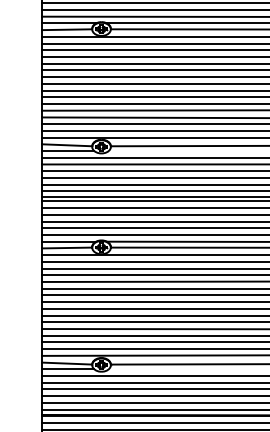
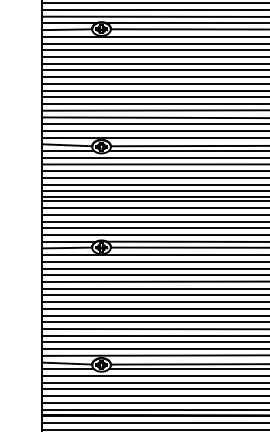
line: none -> present (187, 151)
line: none -> present (187, 369)
